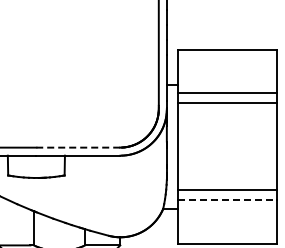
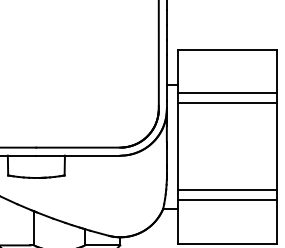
line: dashed -> solid (78, 147)
line: dashed -> solid (228, 200)
